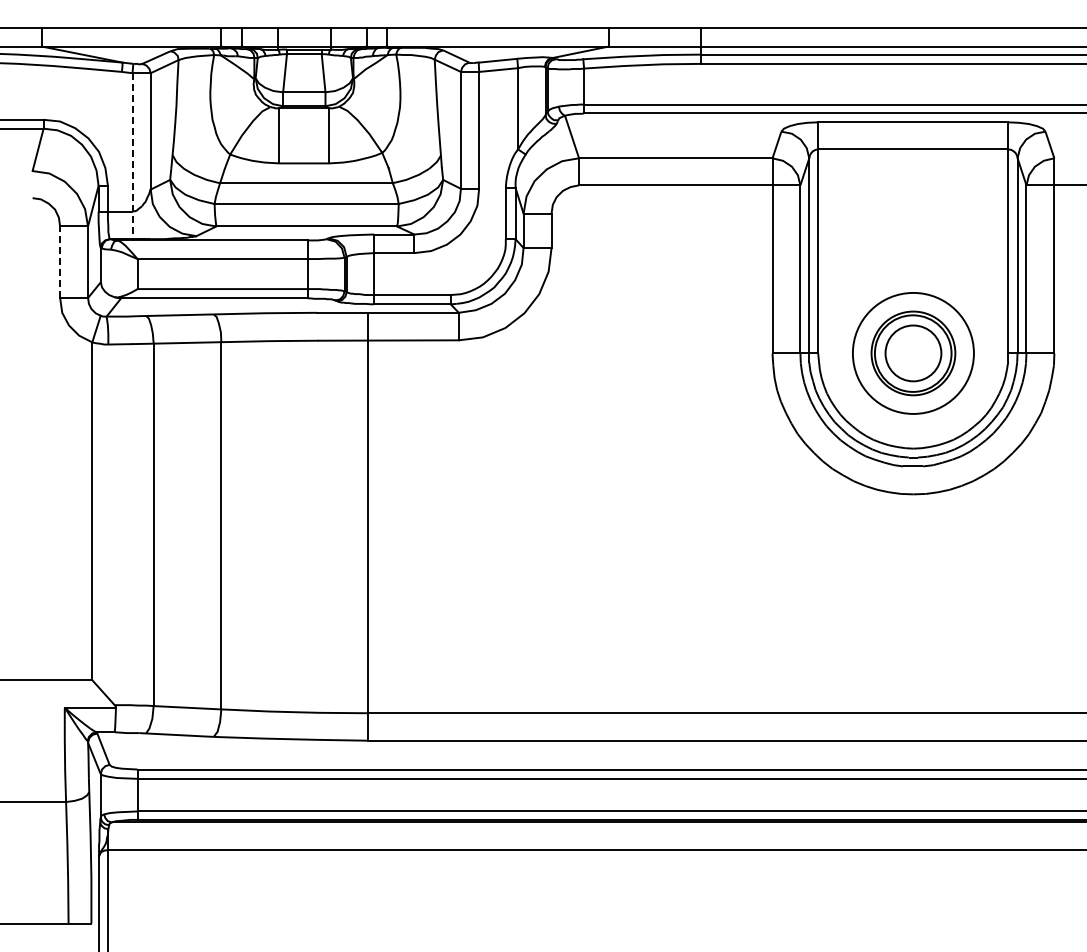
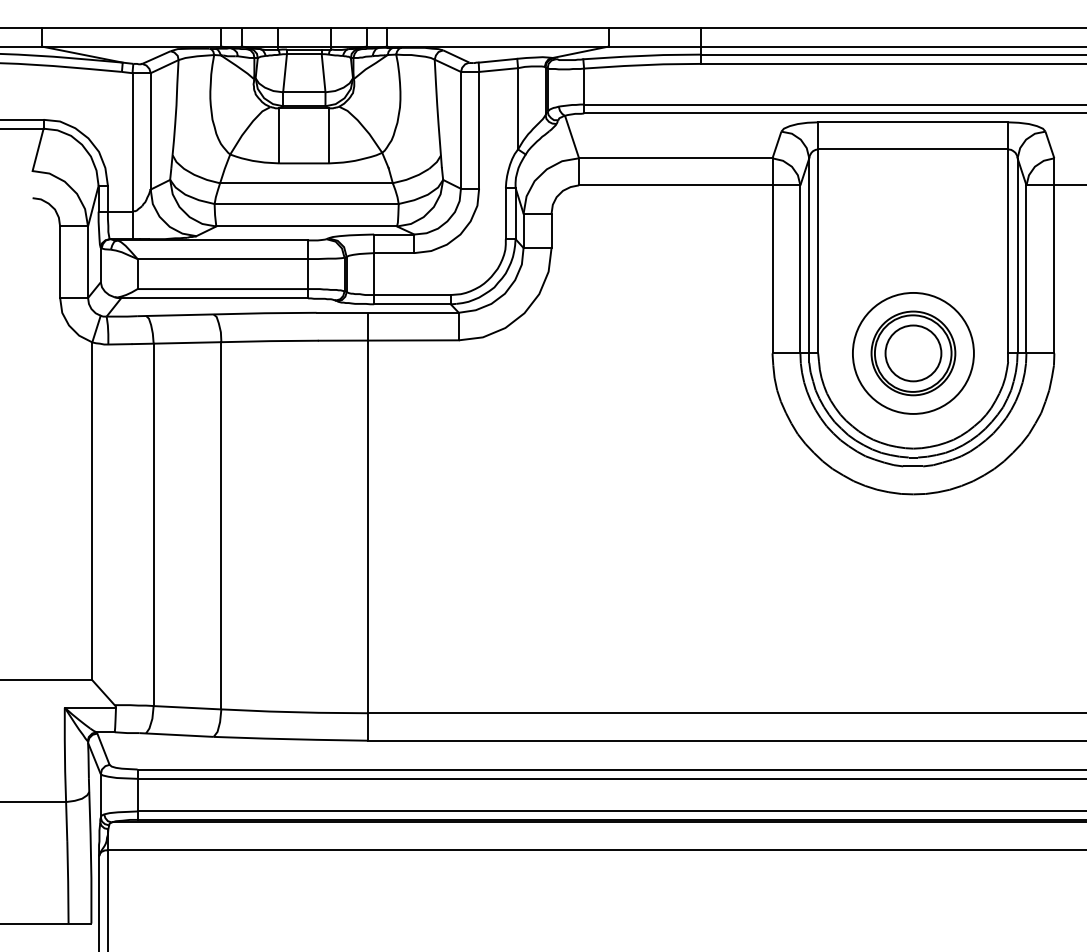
line: dashed -> solid (132, 156)
line: dashed -> solid (60, 262)
